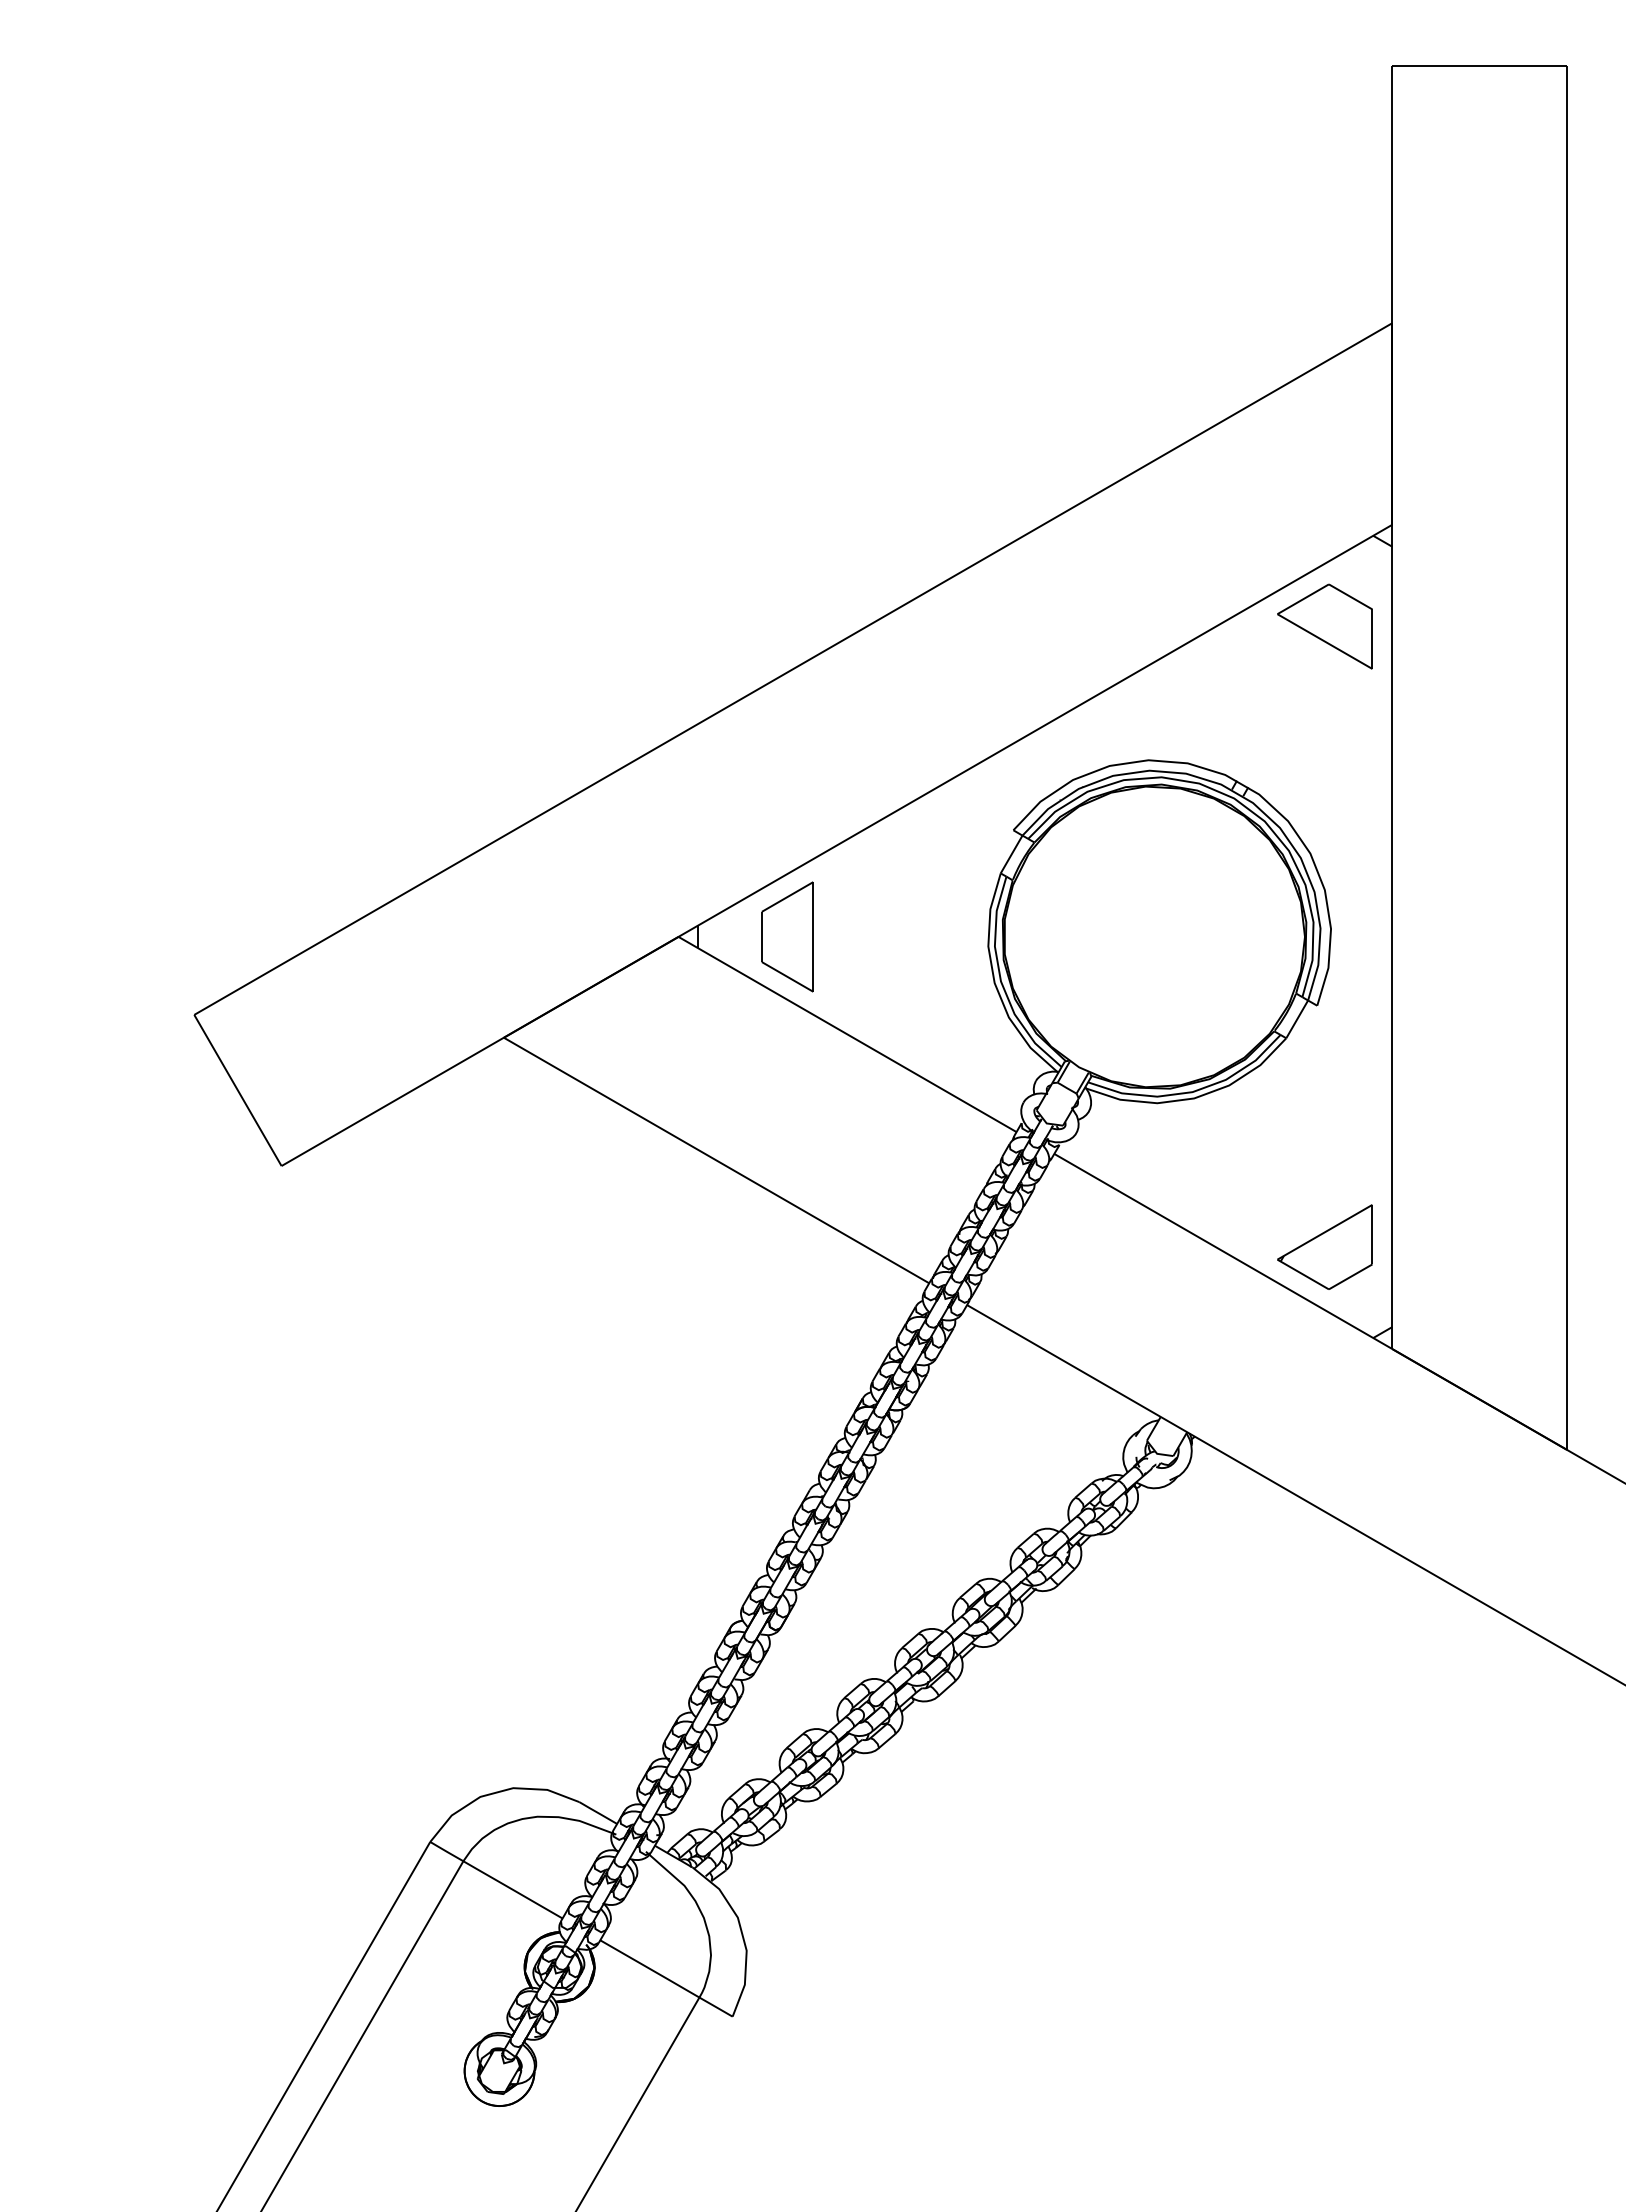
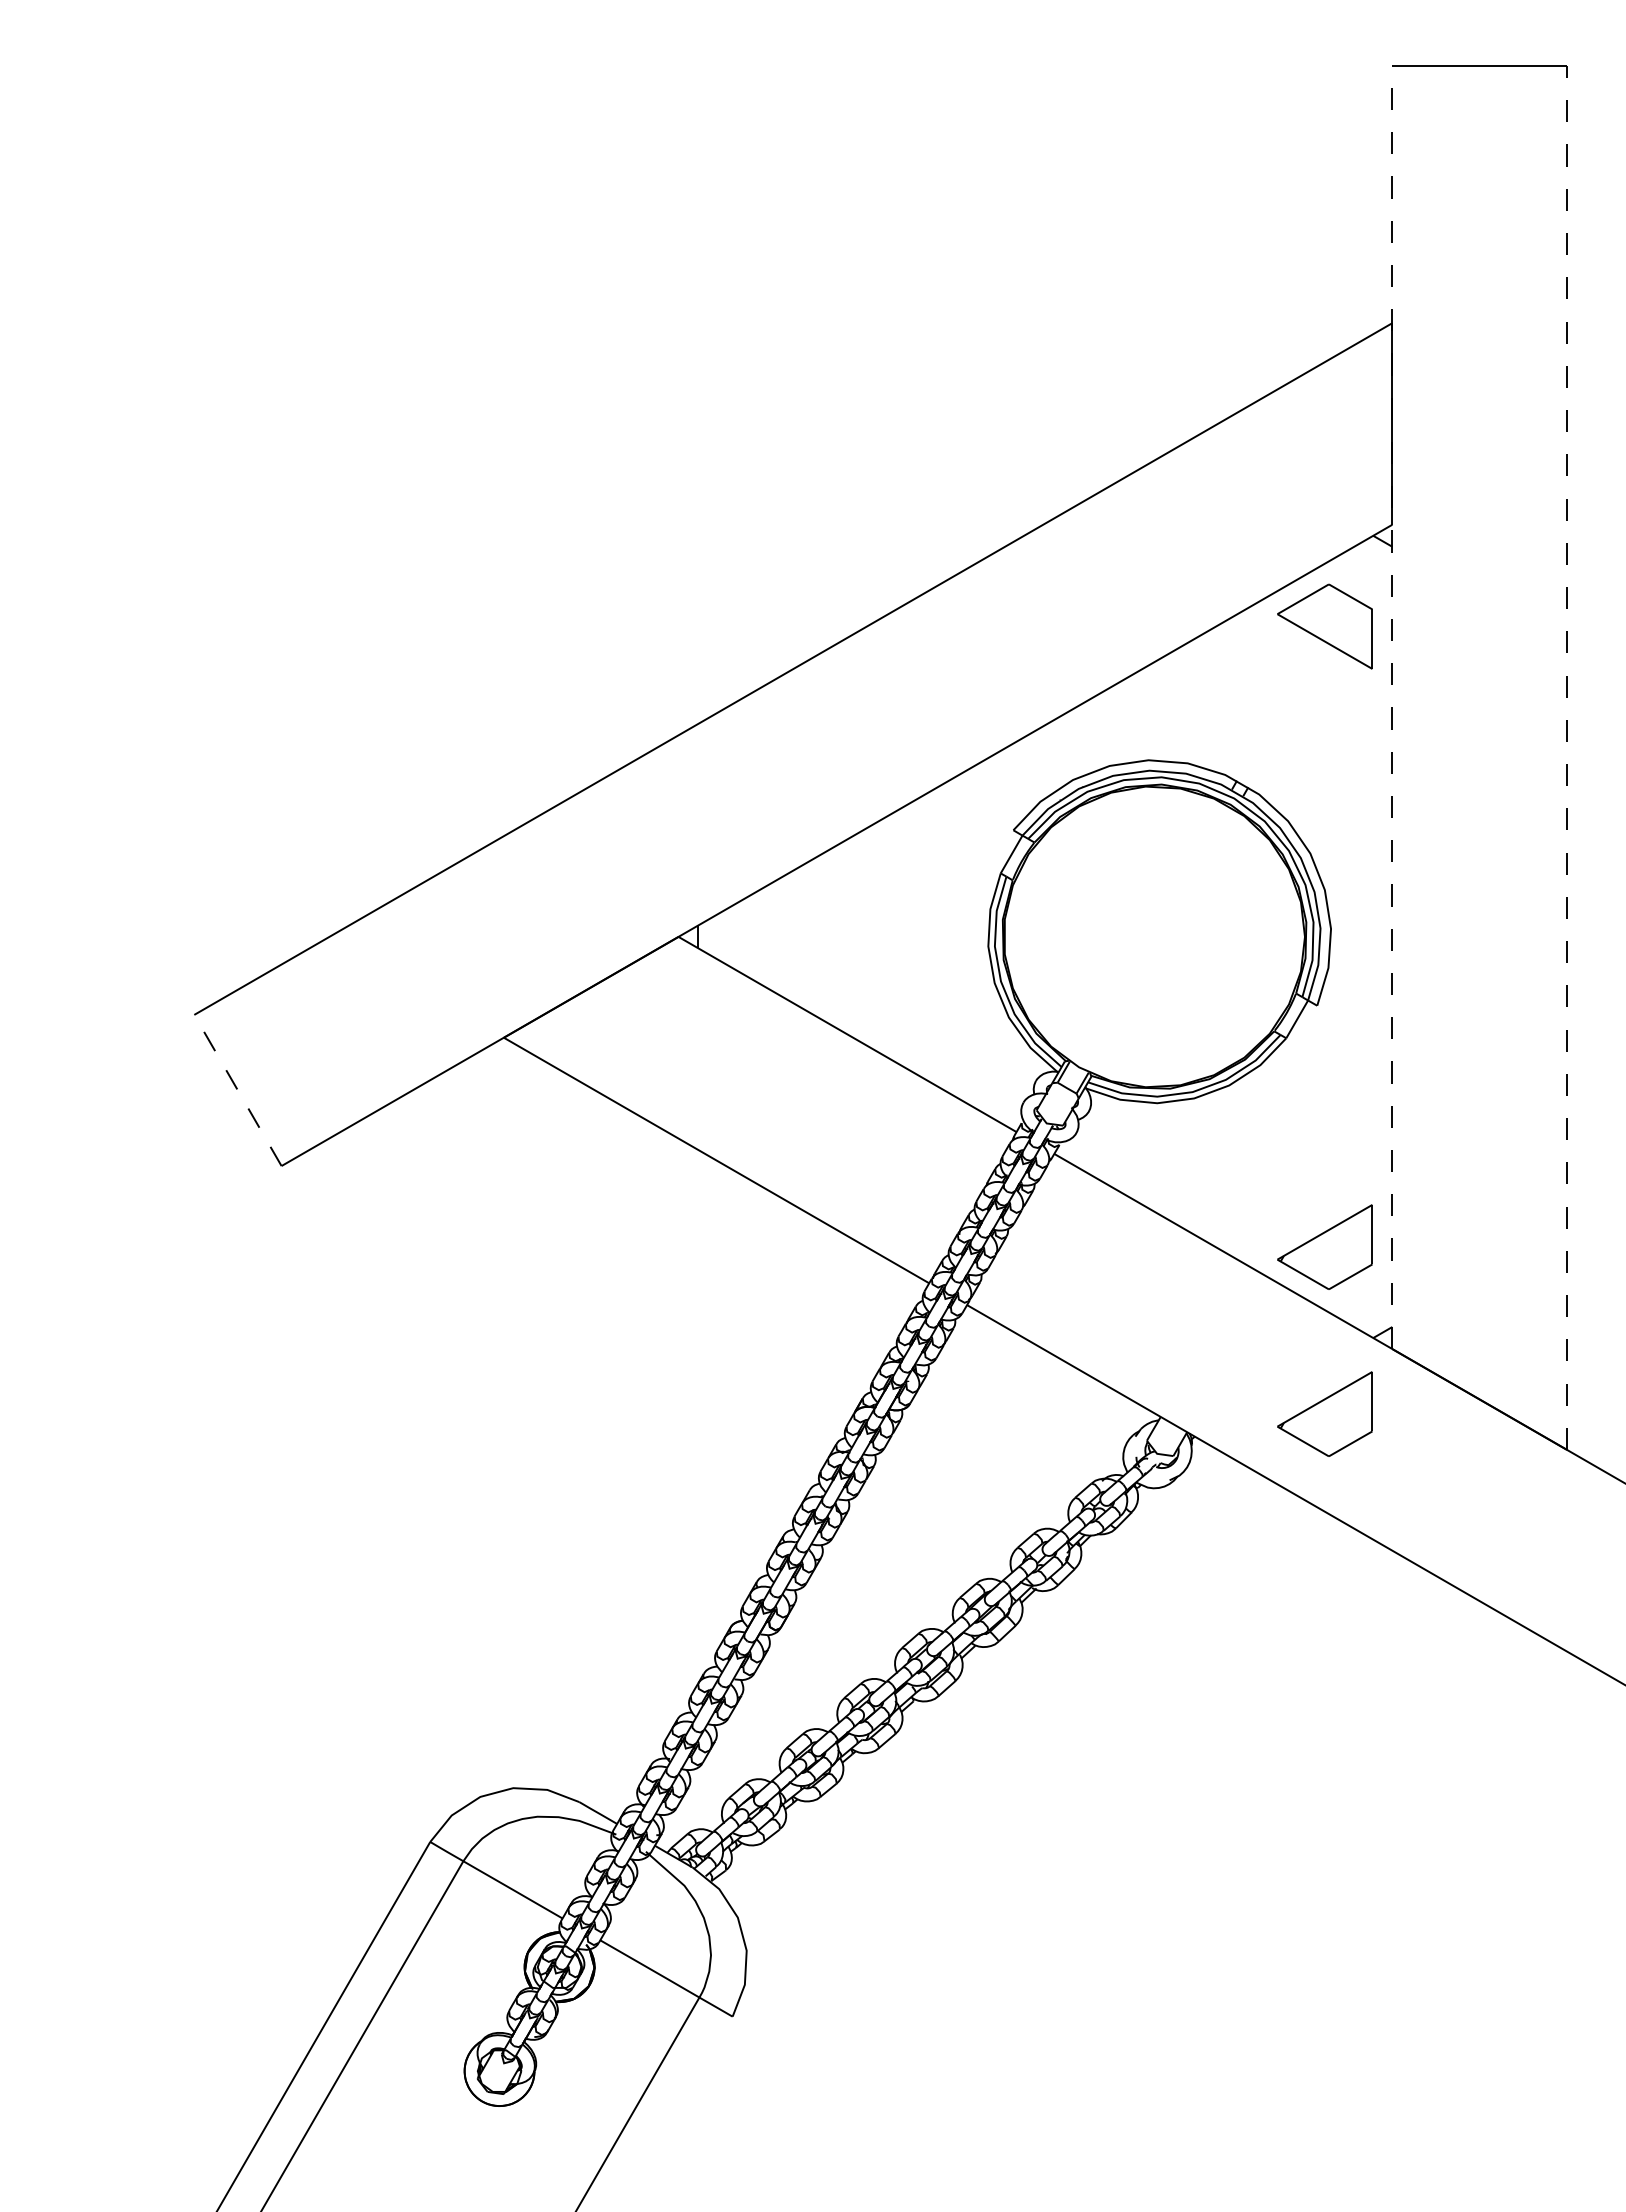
line: solid -> dashed (1392, 707)
line: solid -> dashed (1567, 758)
part: present -> none (787, 936)
line: solid -> dashed (237, 1090)
part: none -> present (1324, 1413)
